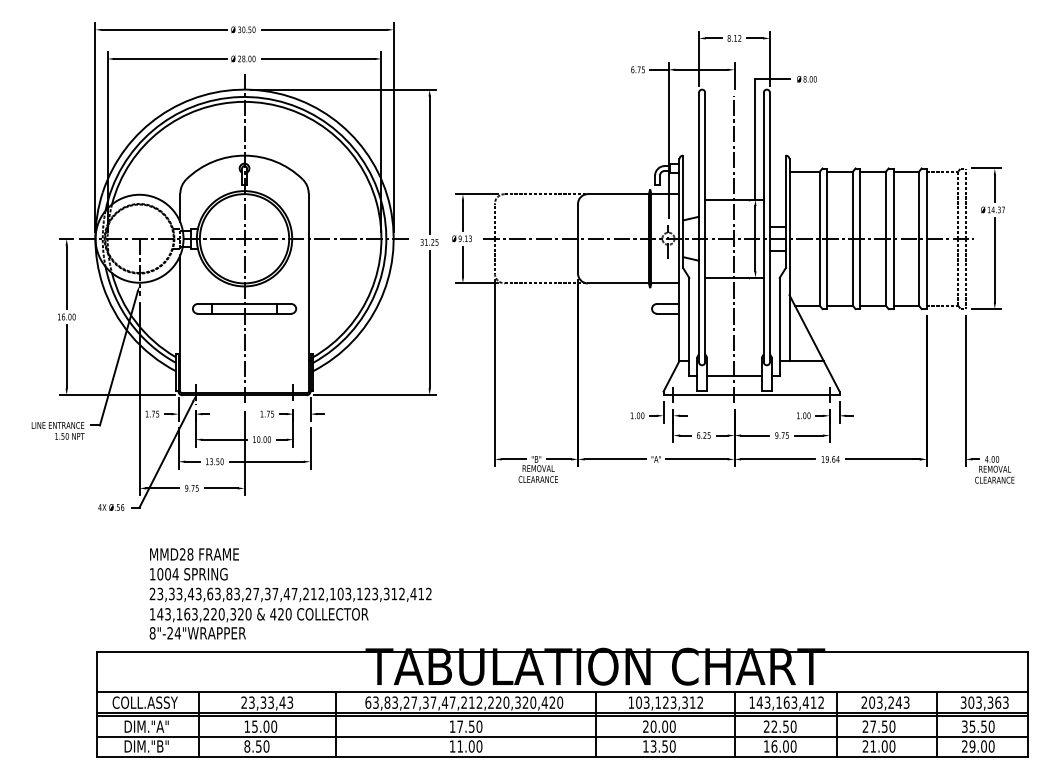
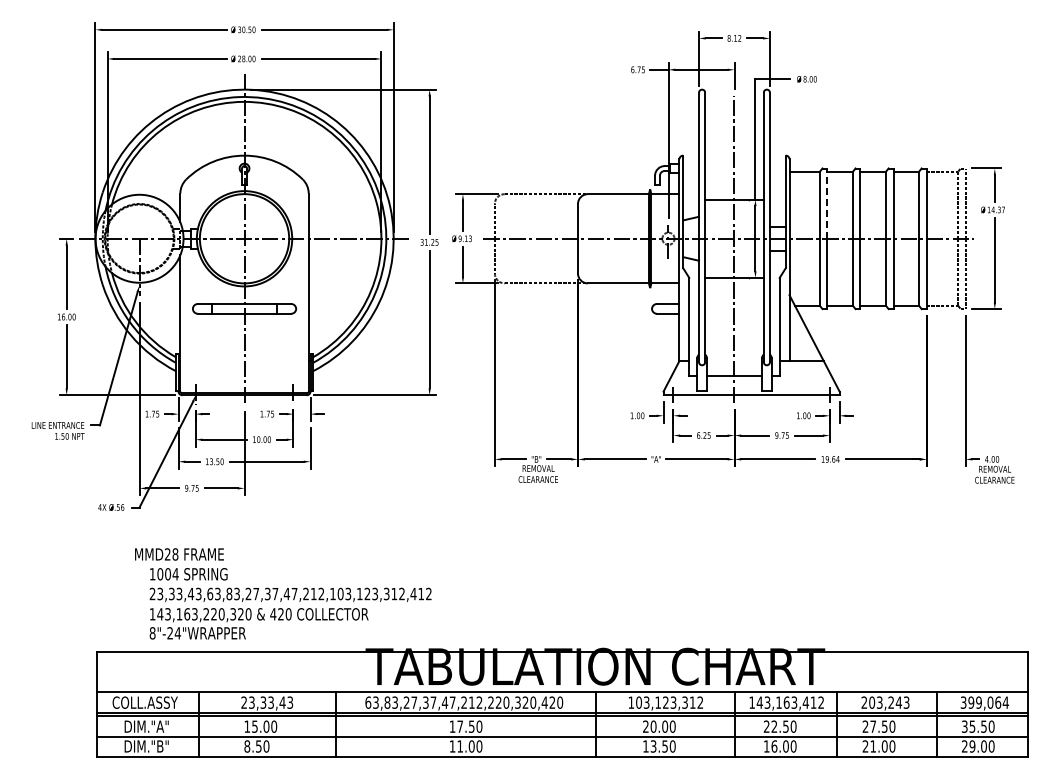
line: solid -> dashed (827, 203)
text position: (194, 554) -> (179, 554) (179, 554)
text: 303,363 -> 399,064 (988, 702)
